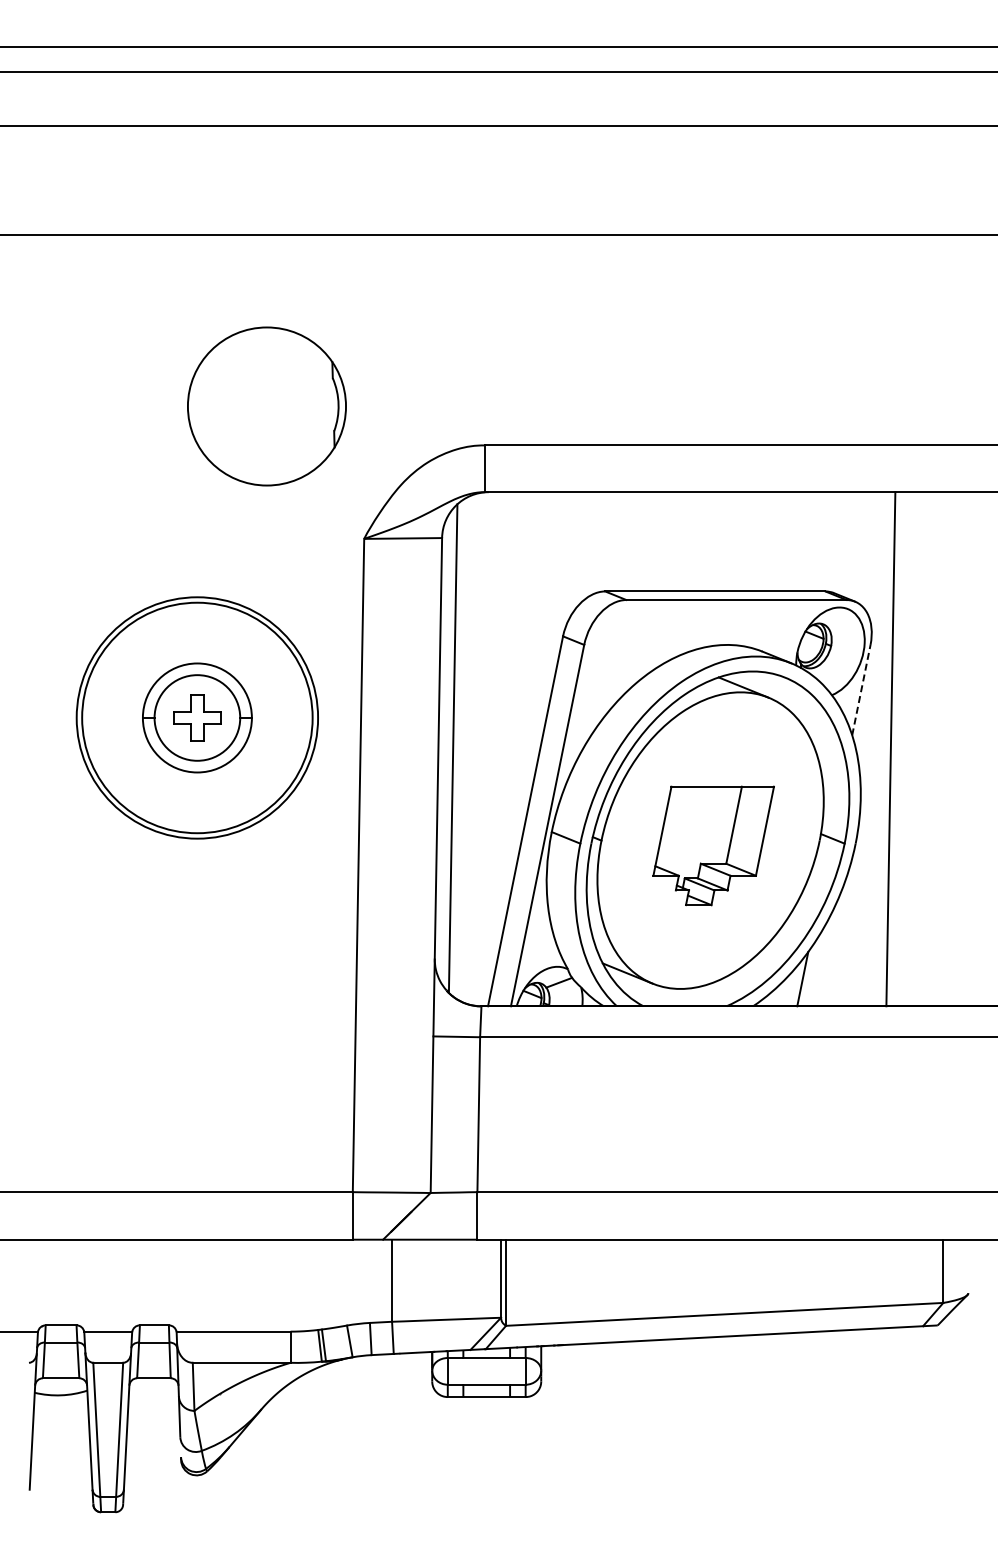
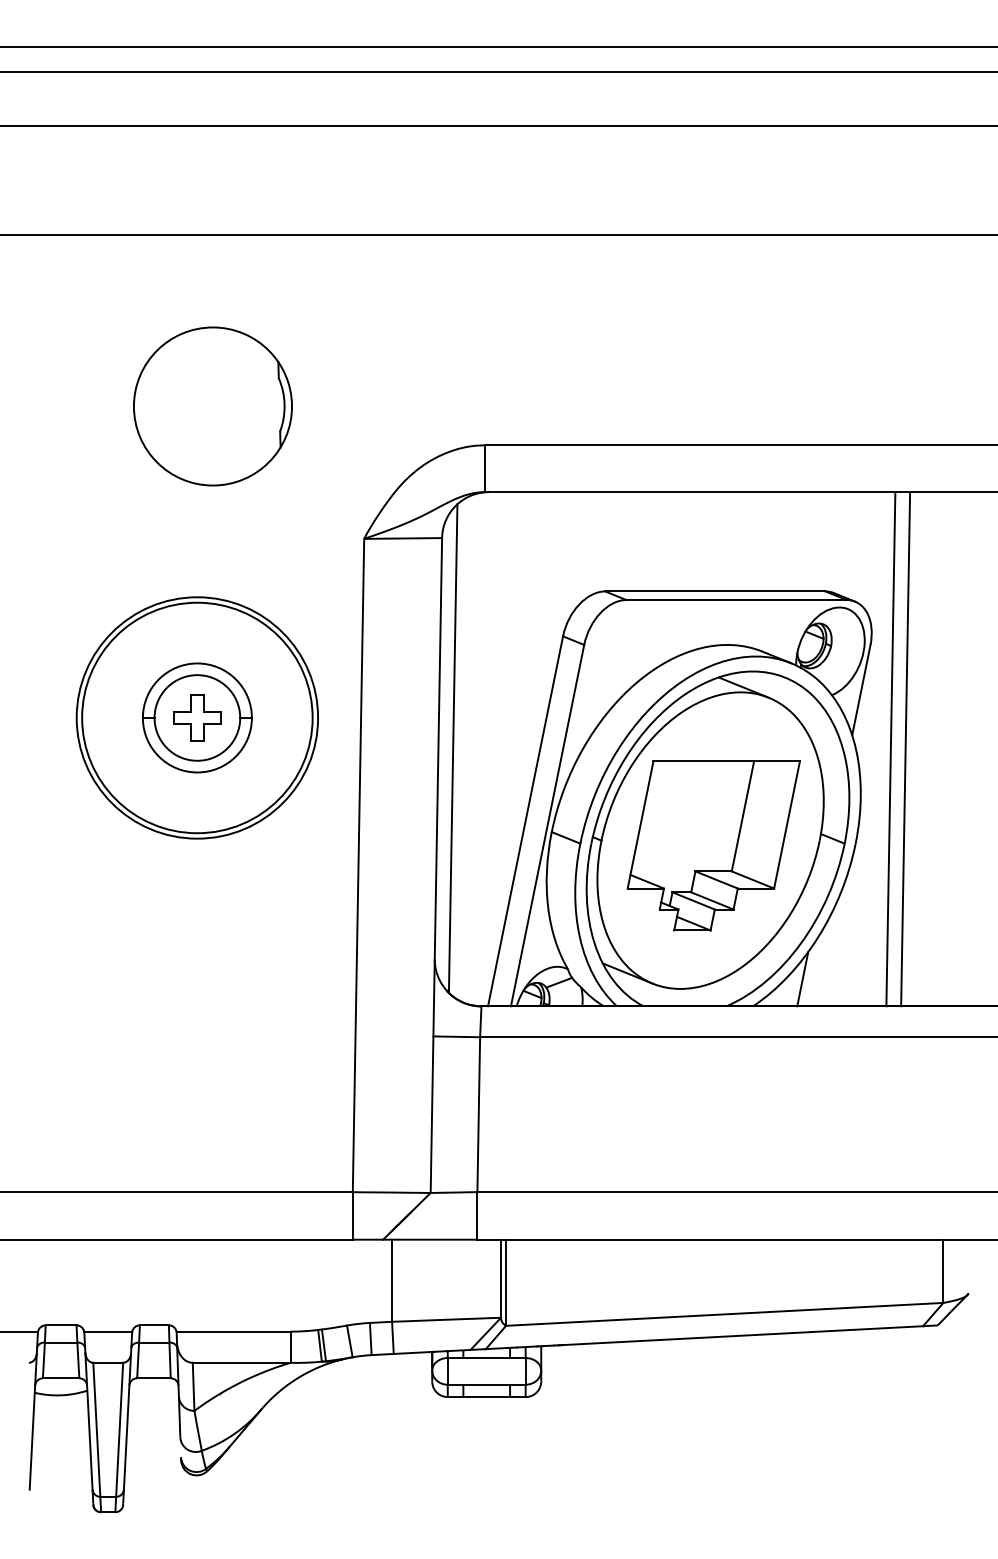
part position: (266, 406) -> (212, 406) (212, 406)
line: dashed -> solid (861, 689)
line: none -> present (905, 749)
part size: 123x122 px -> 175x172 px (713, 845)
